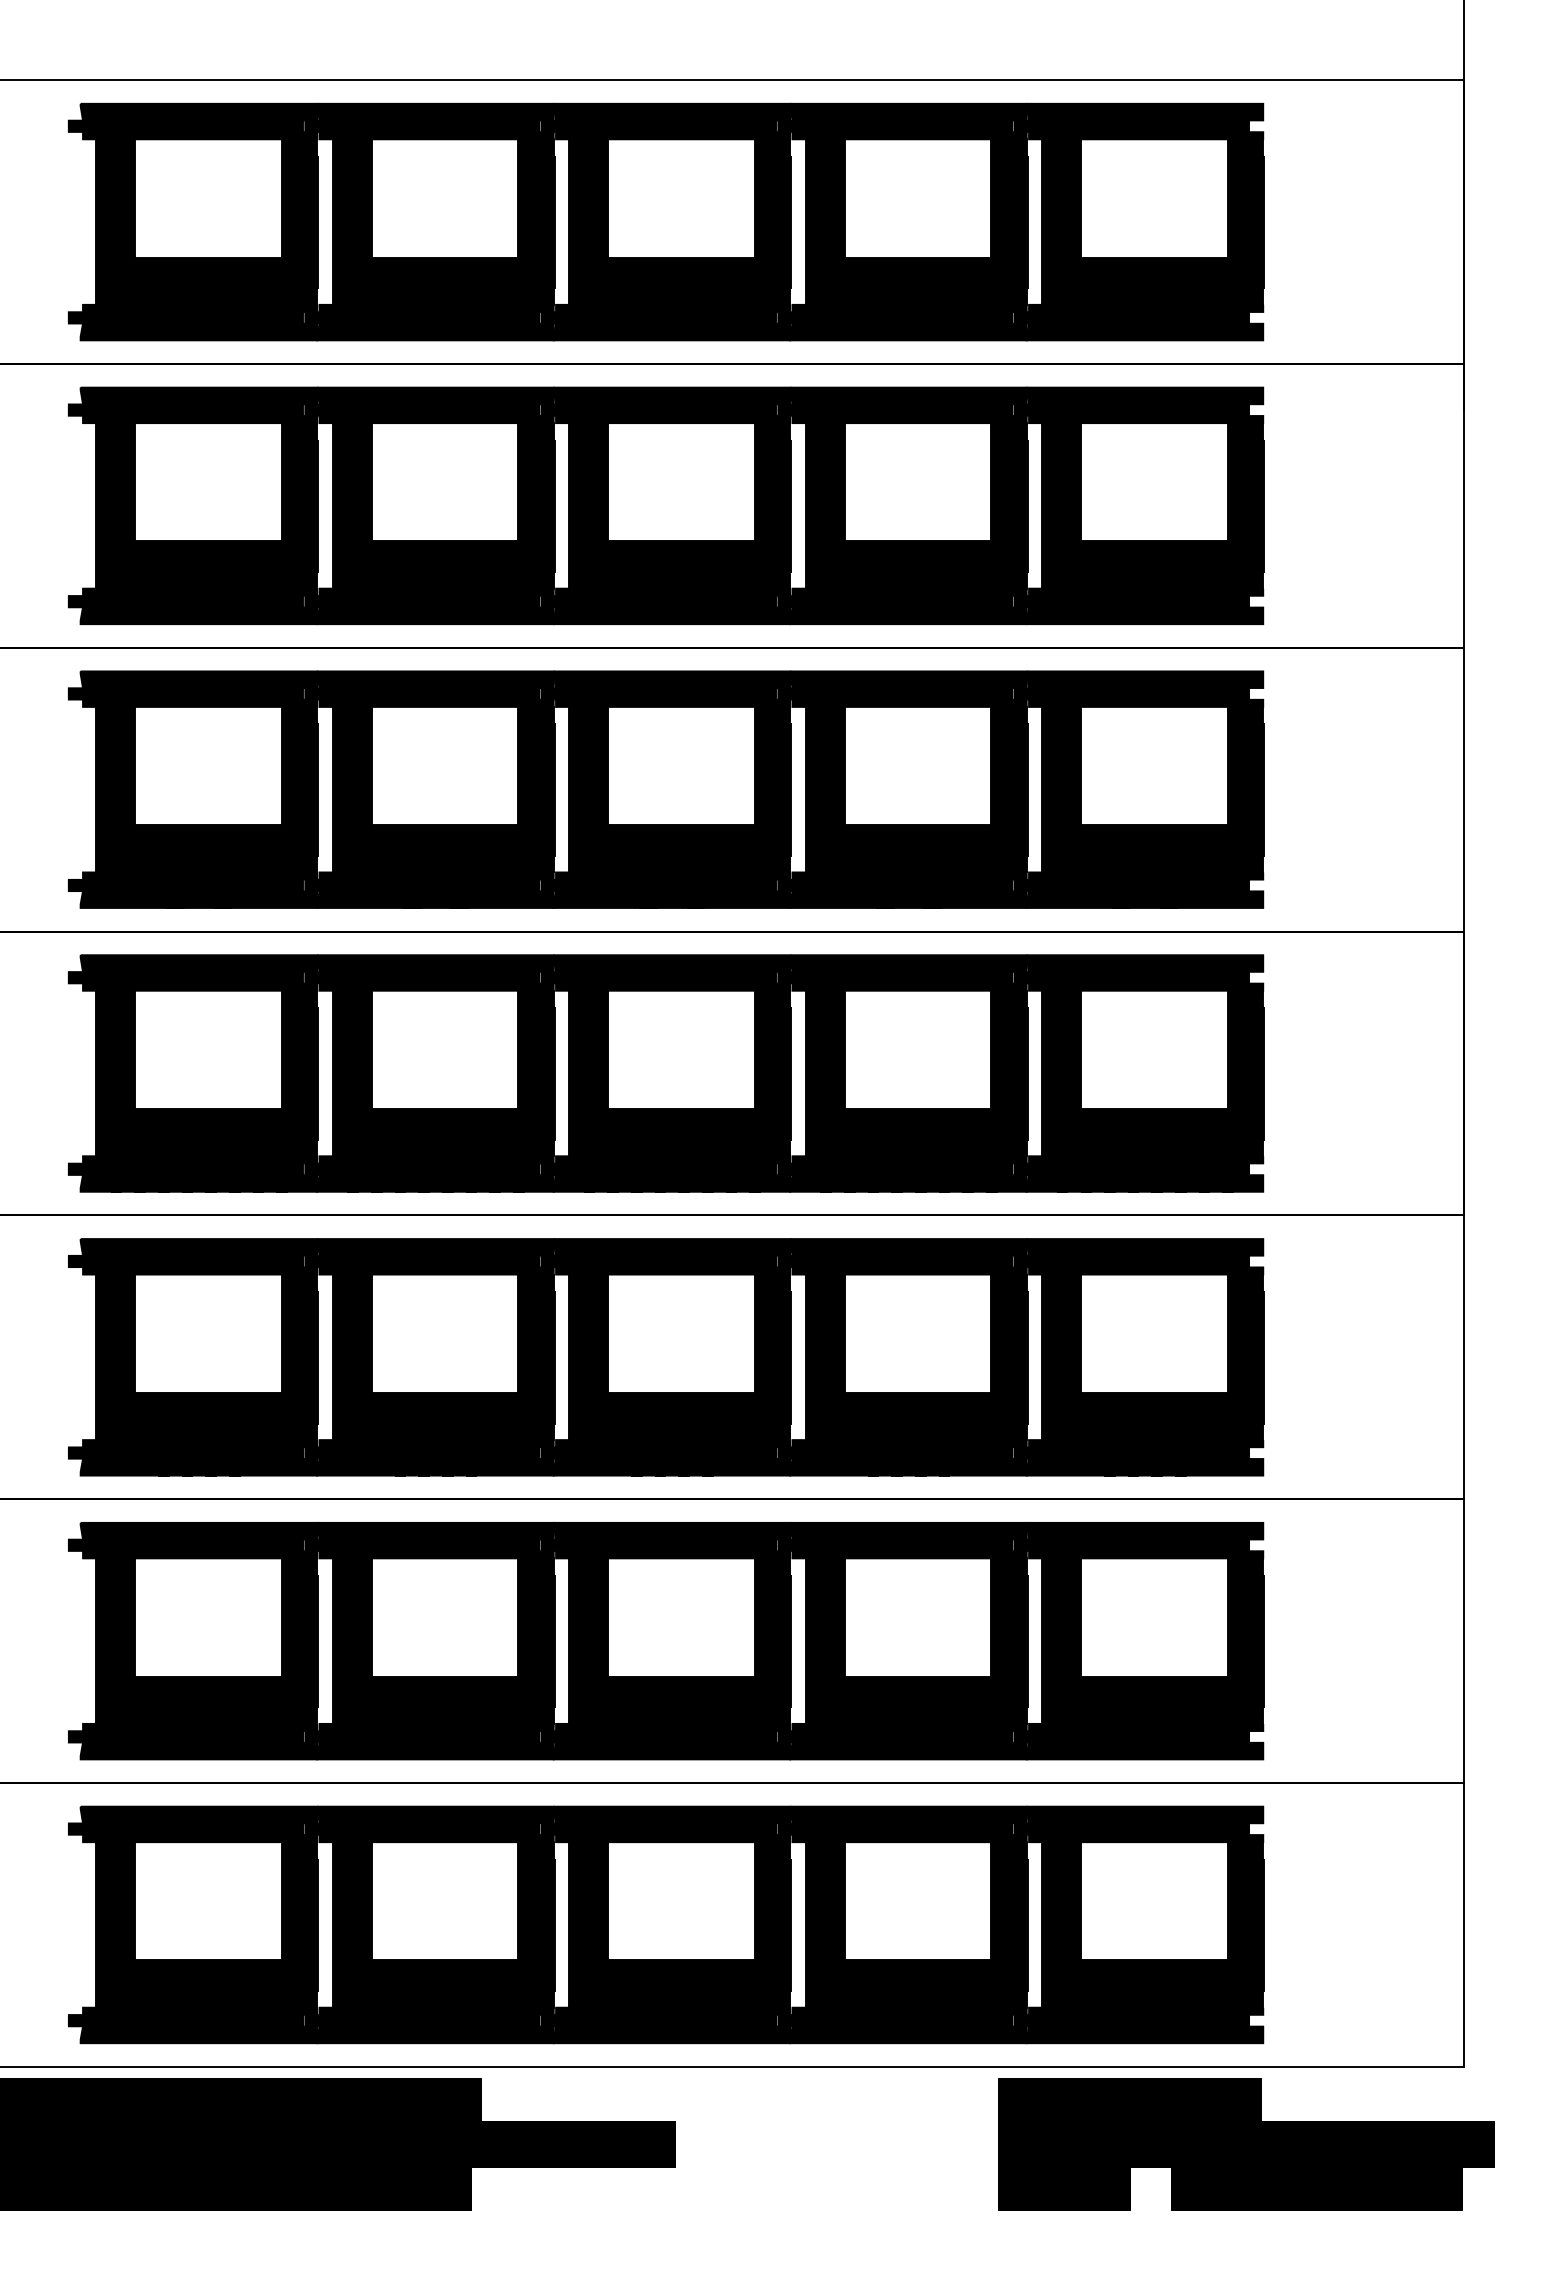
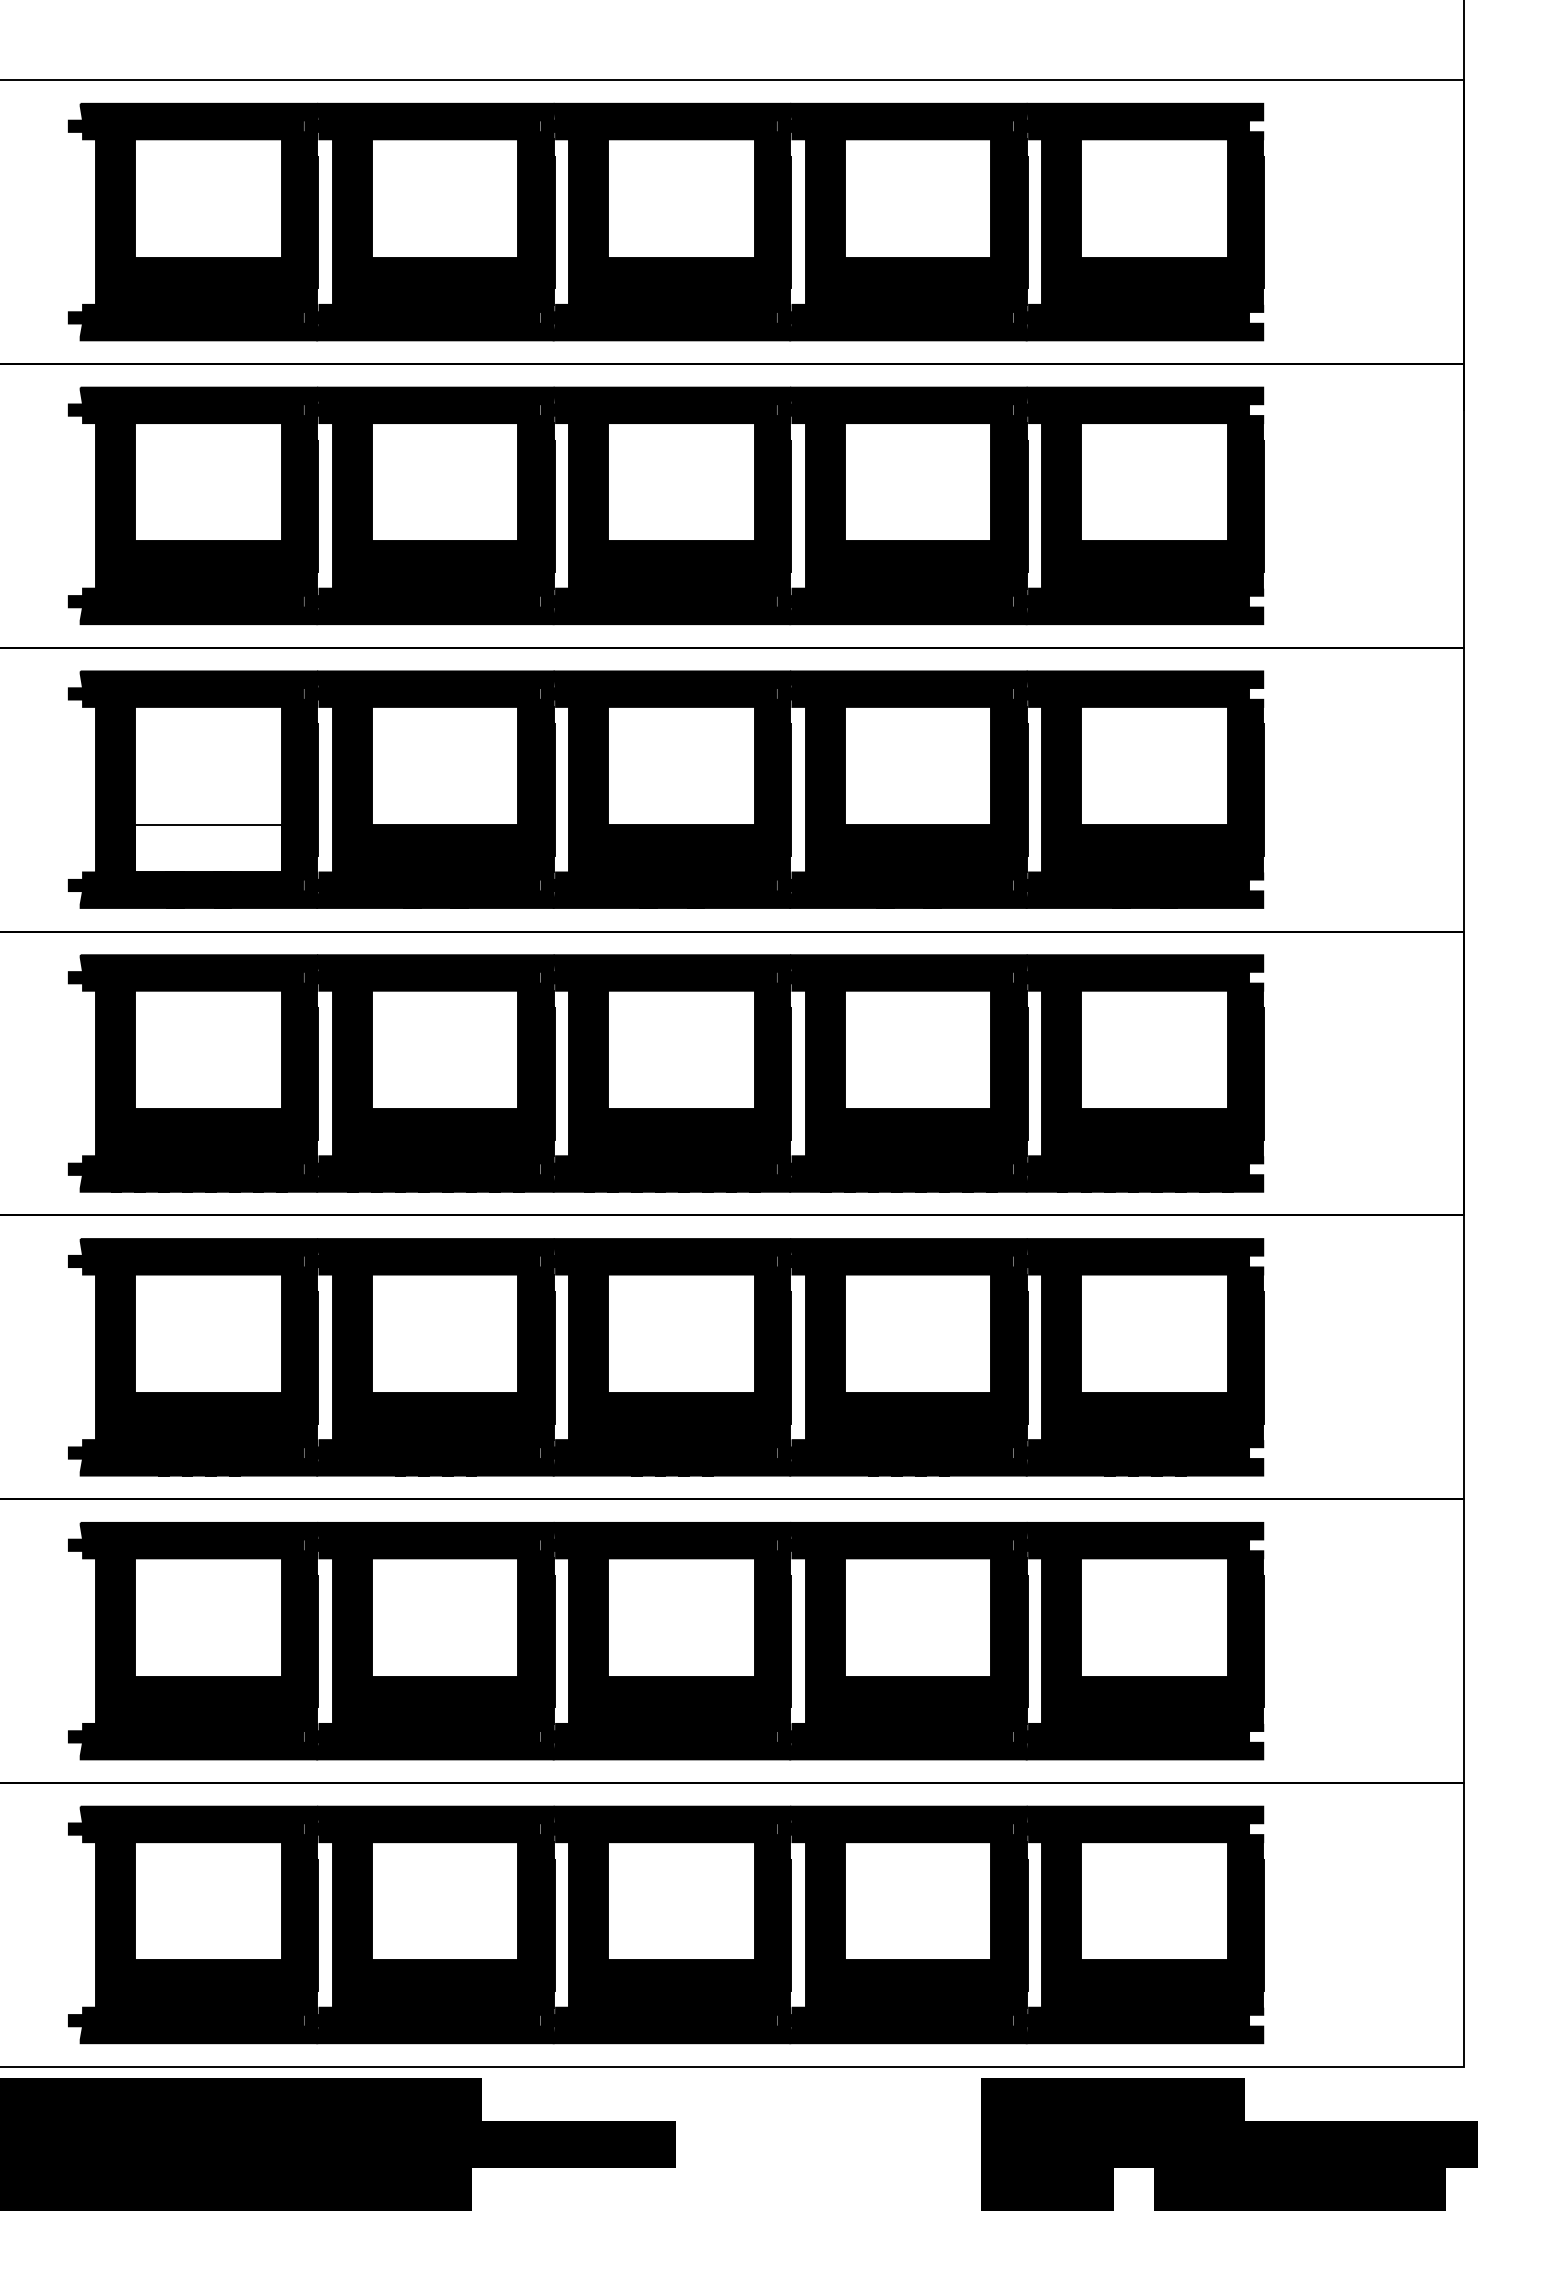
fill: present -> none (208, 848)
text position: (1246, 2144) -> (1229, 2144) (1229, 2144)
